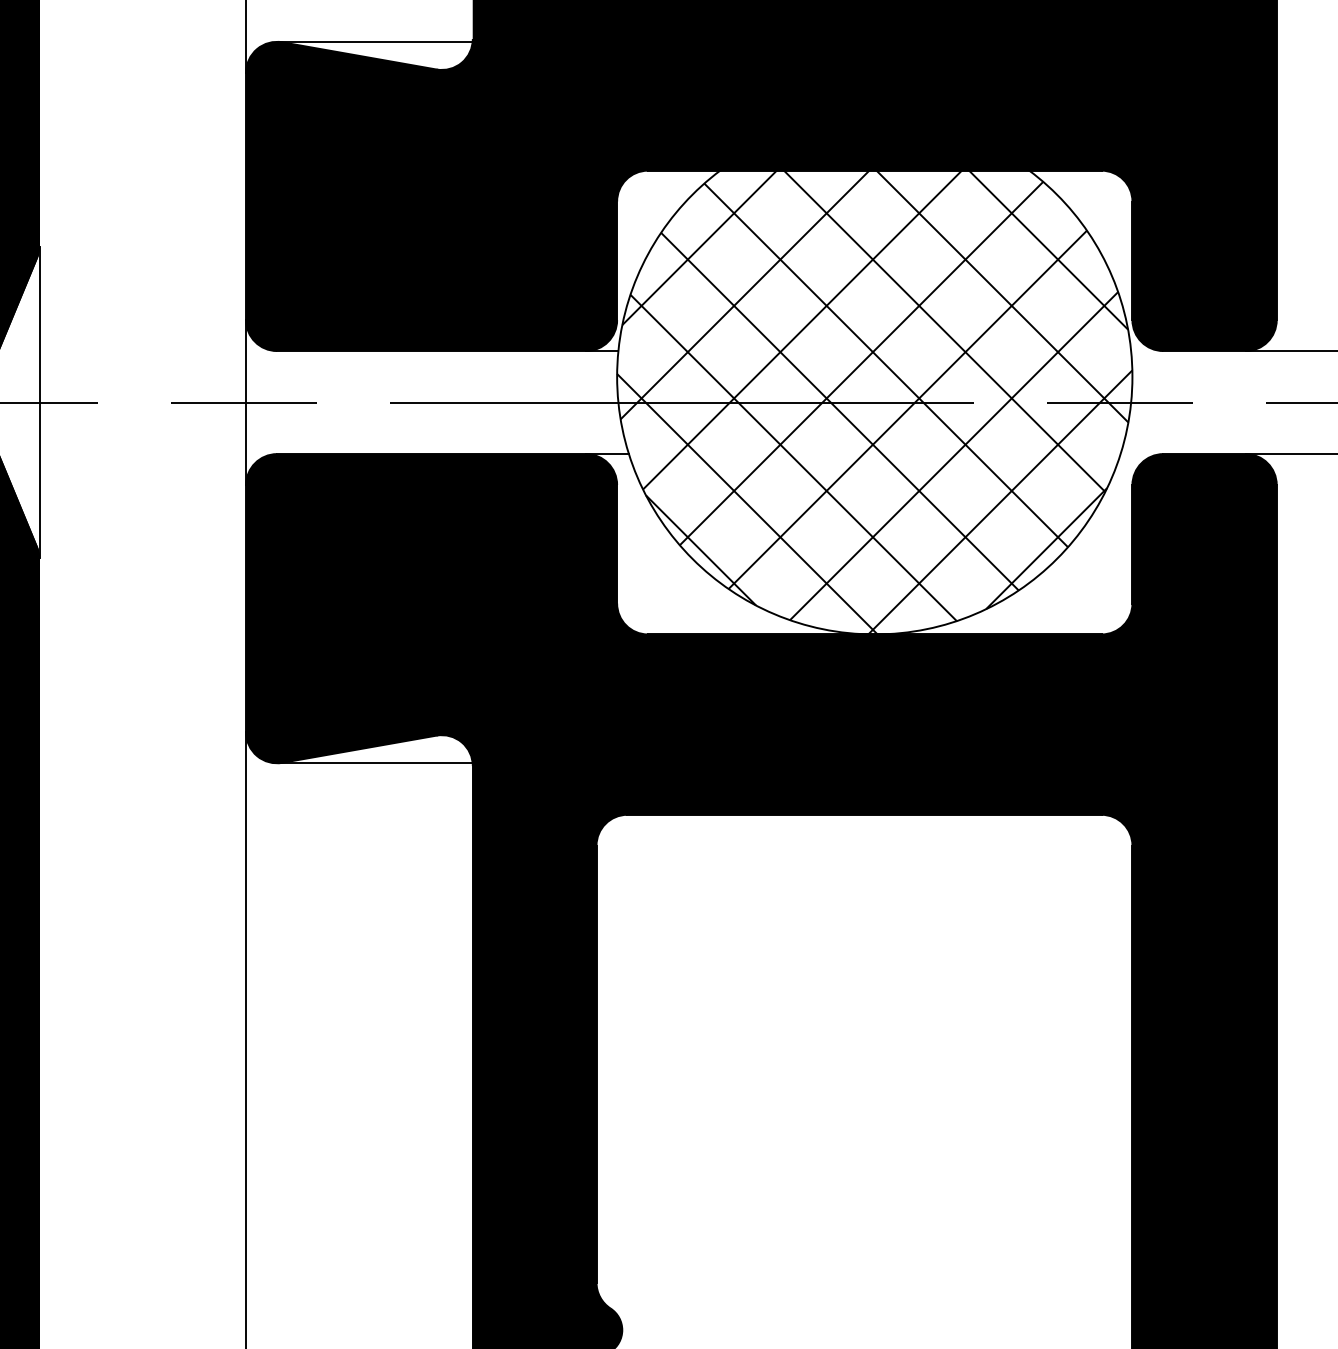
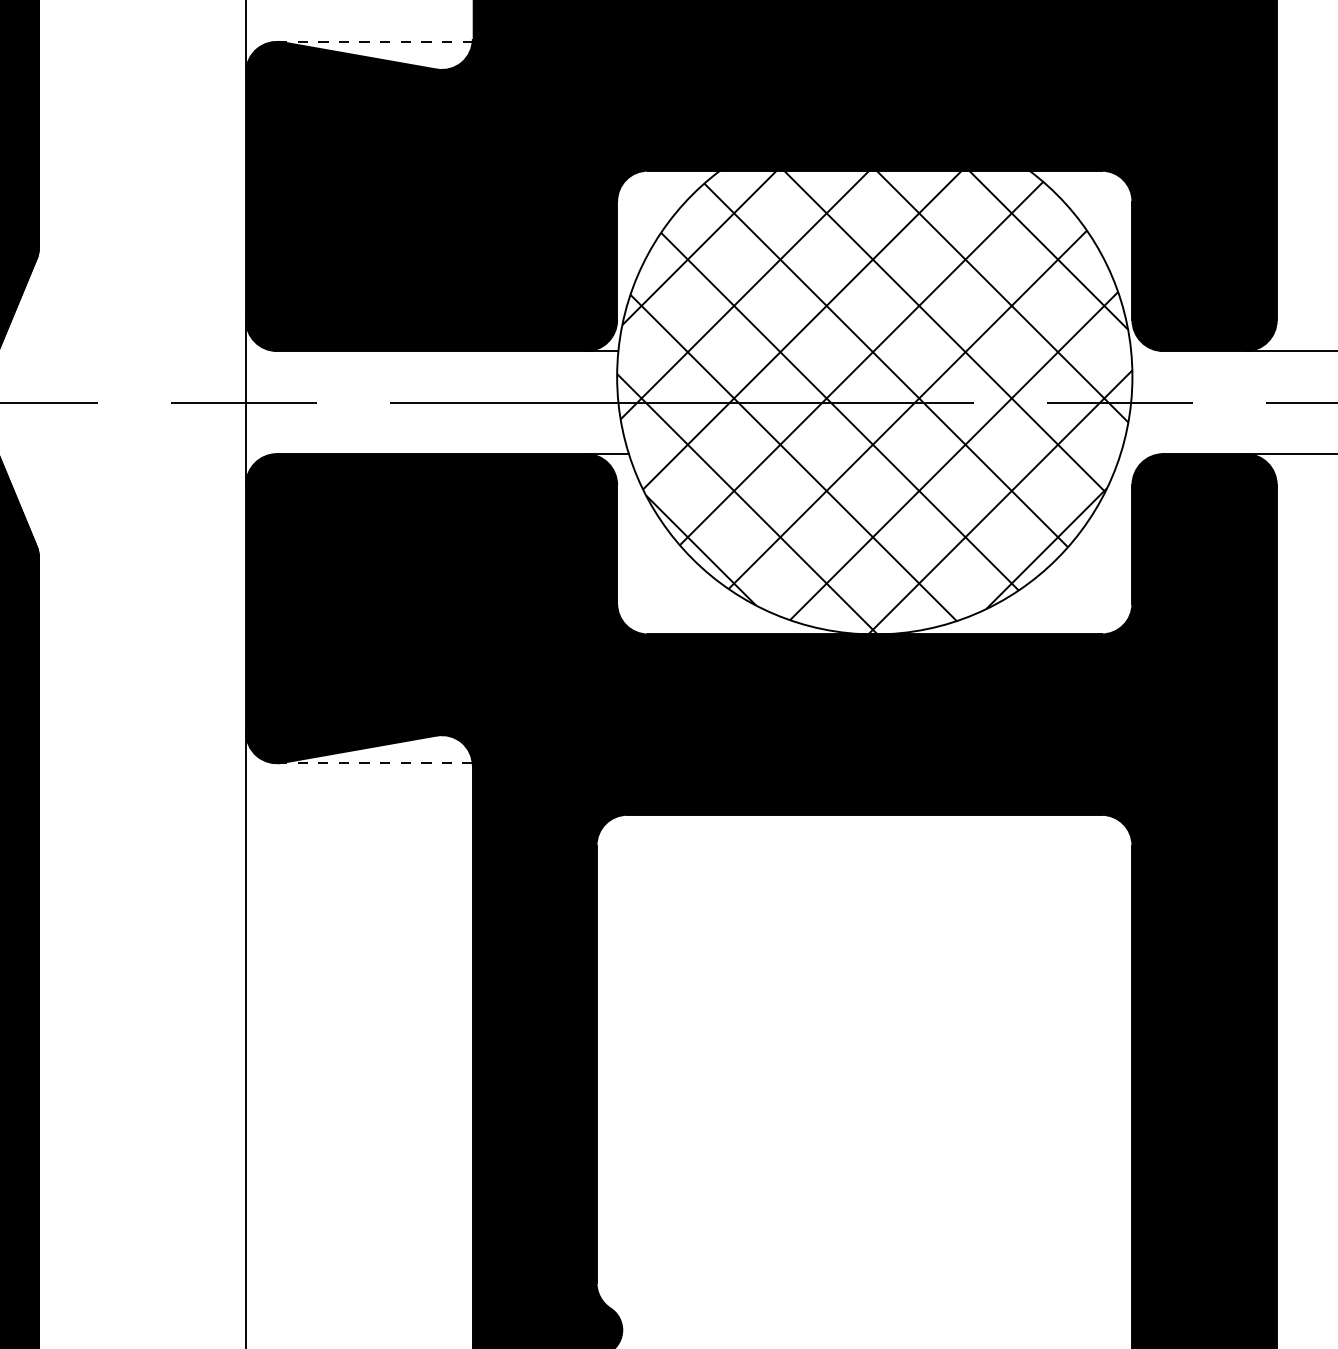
line: solid -> dashed (374, 41)
line: present -> none (39, 402)
line: solid -> dashed (374, 763)
